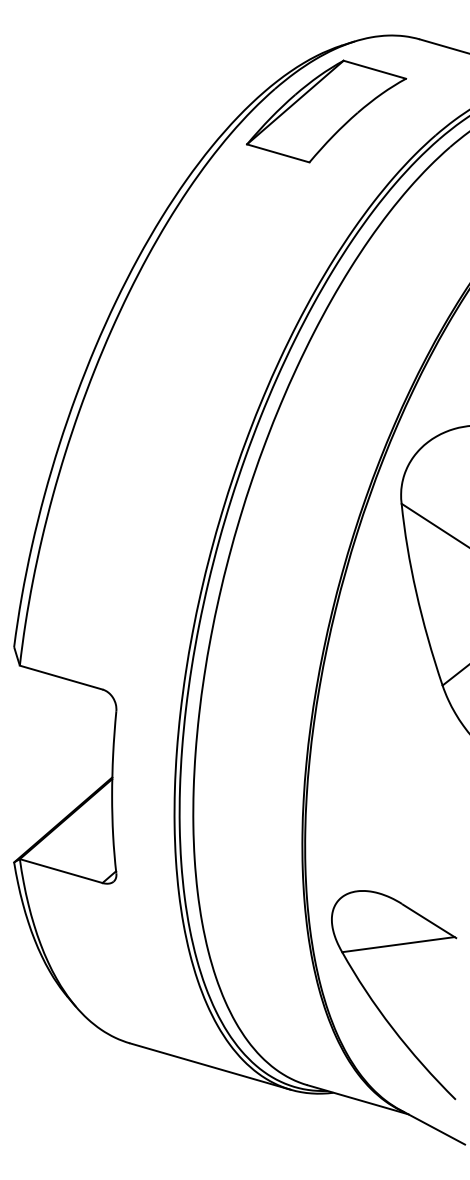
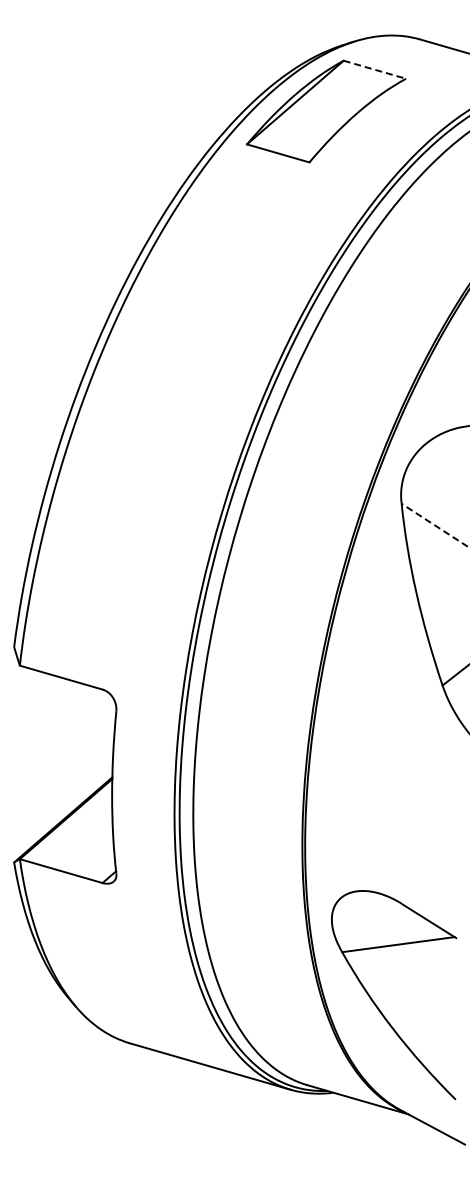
line: solid -> dashed (375, 69)
line: solid -> dashed (435, 525)
